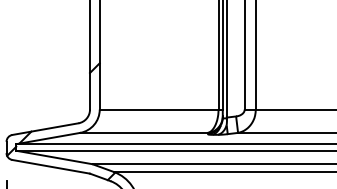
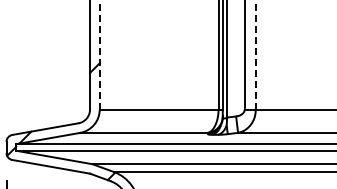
line: solid -> dashed (99, 54)
line: solid -> dashed (255, 54)
